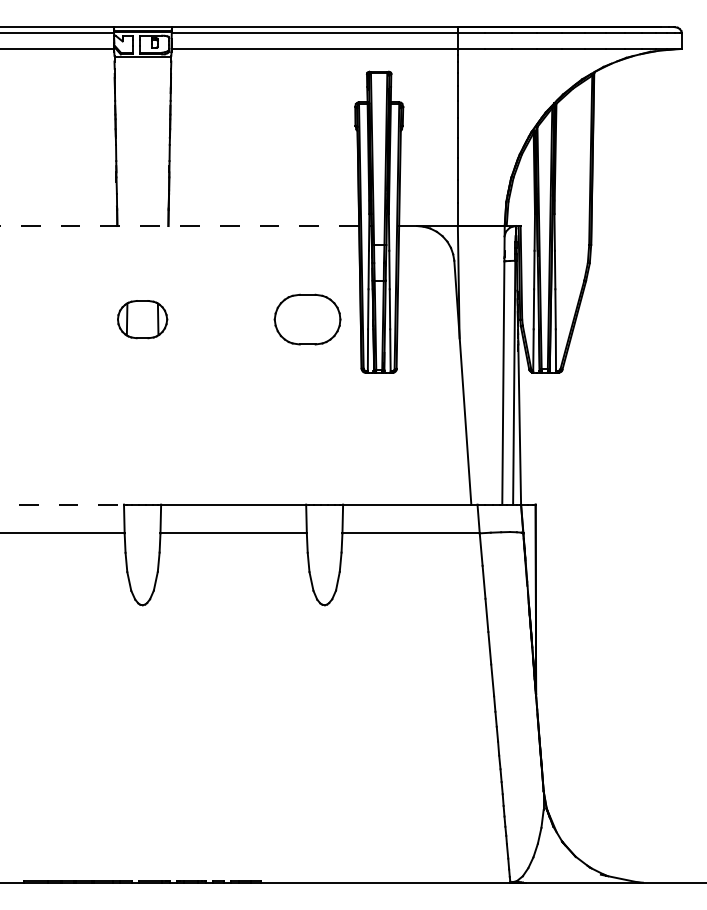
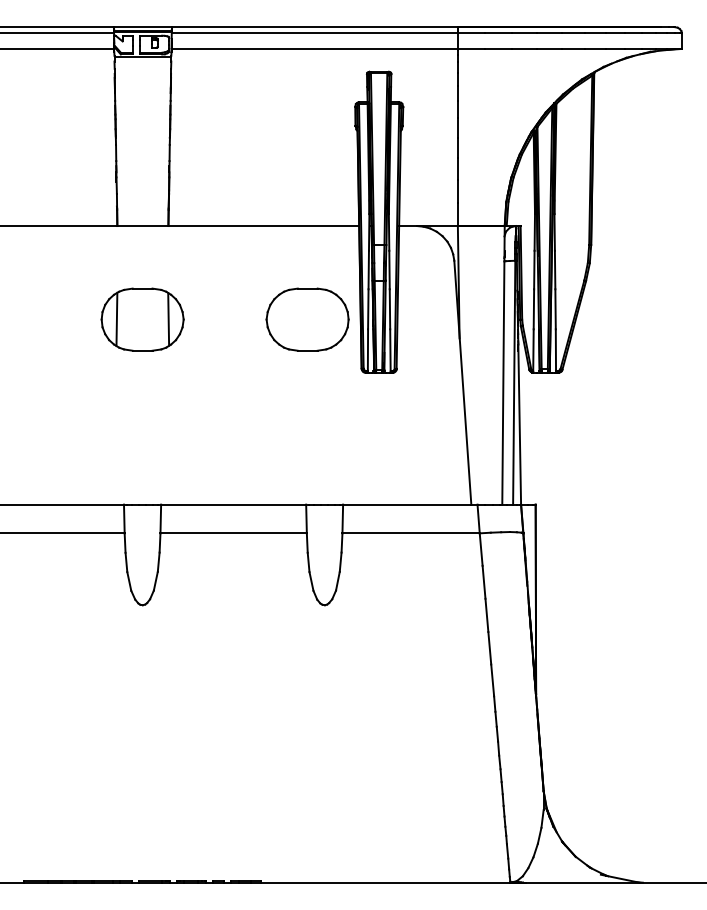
line: dashed -> solid (179, 226)
part size: 52x40 px -> 85x65 px (142, 319)
part size: 69x53 px -> 85x65 px (307, 319)
line: dashed -> solid (62, 504)
